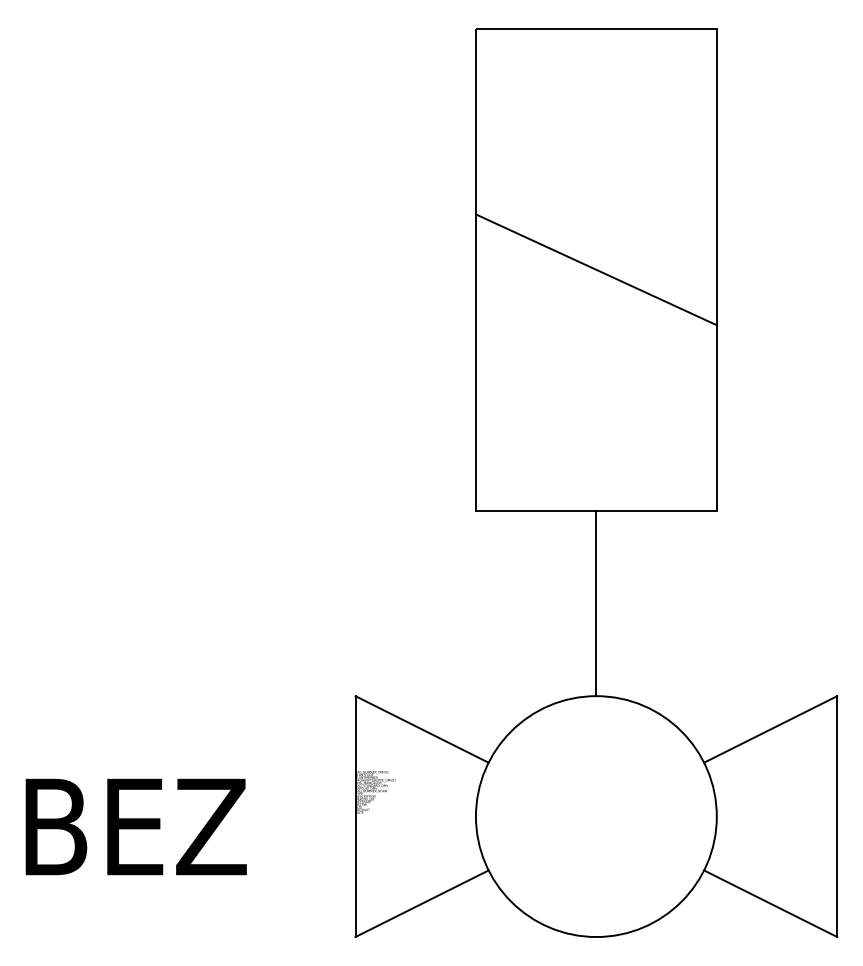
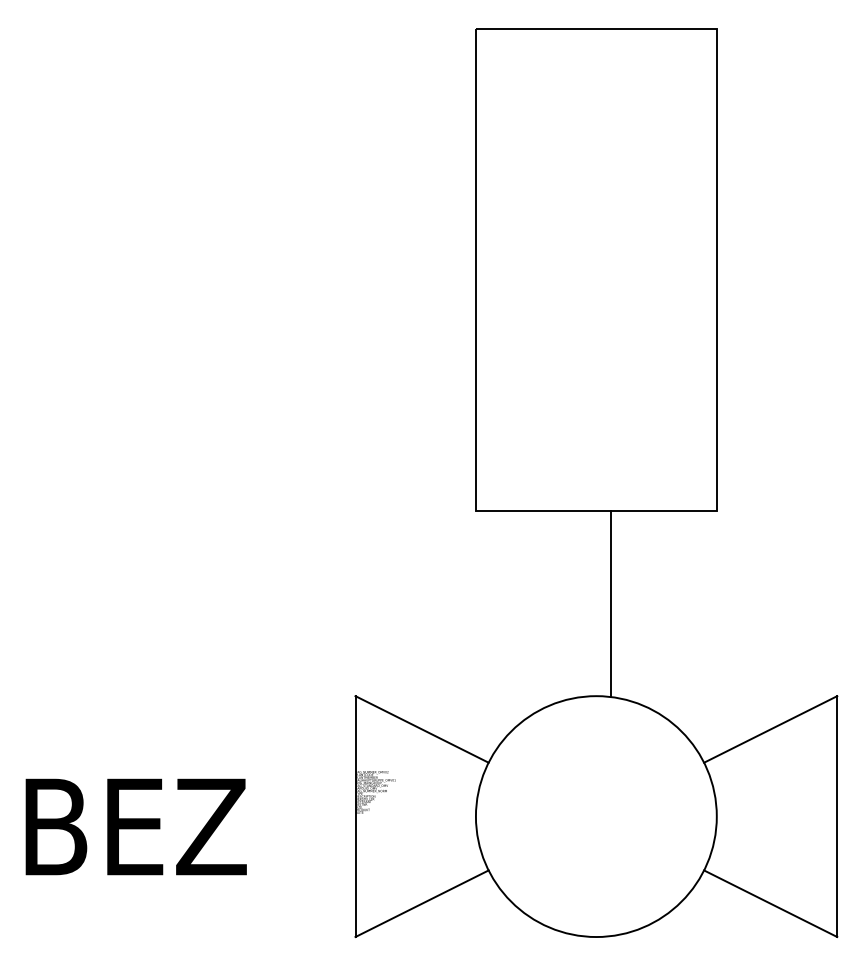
line: present -> none (595, 269)
line position: (596, 603) -> (611, 603) (611, 603)
